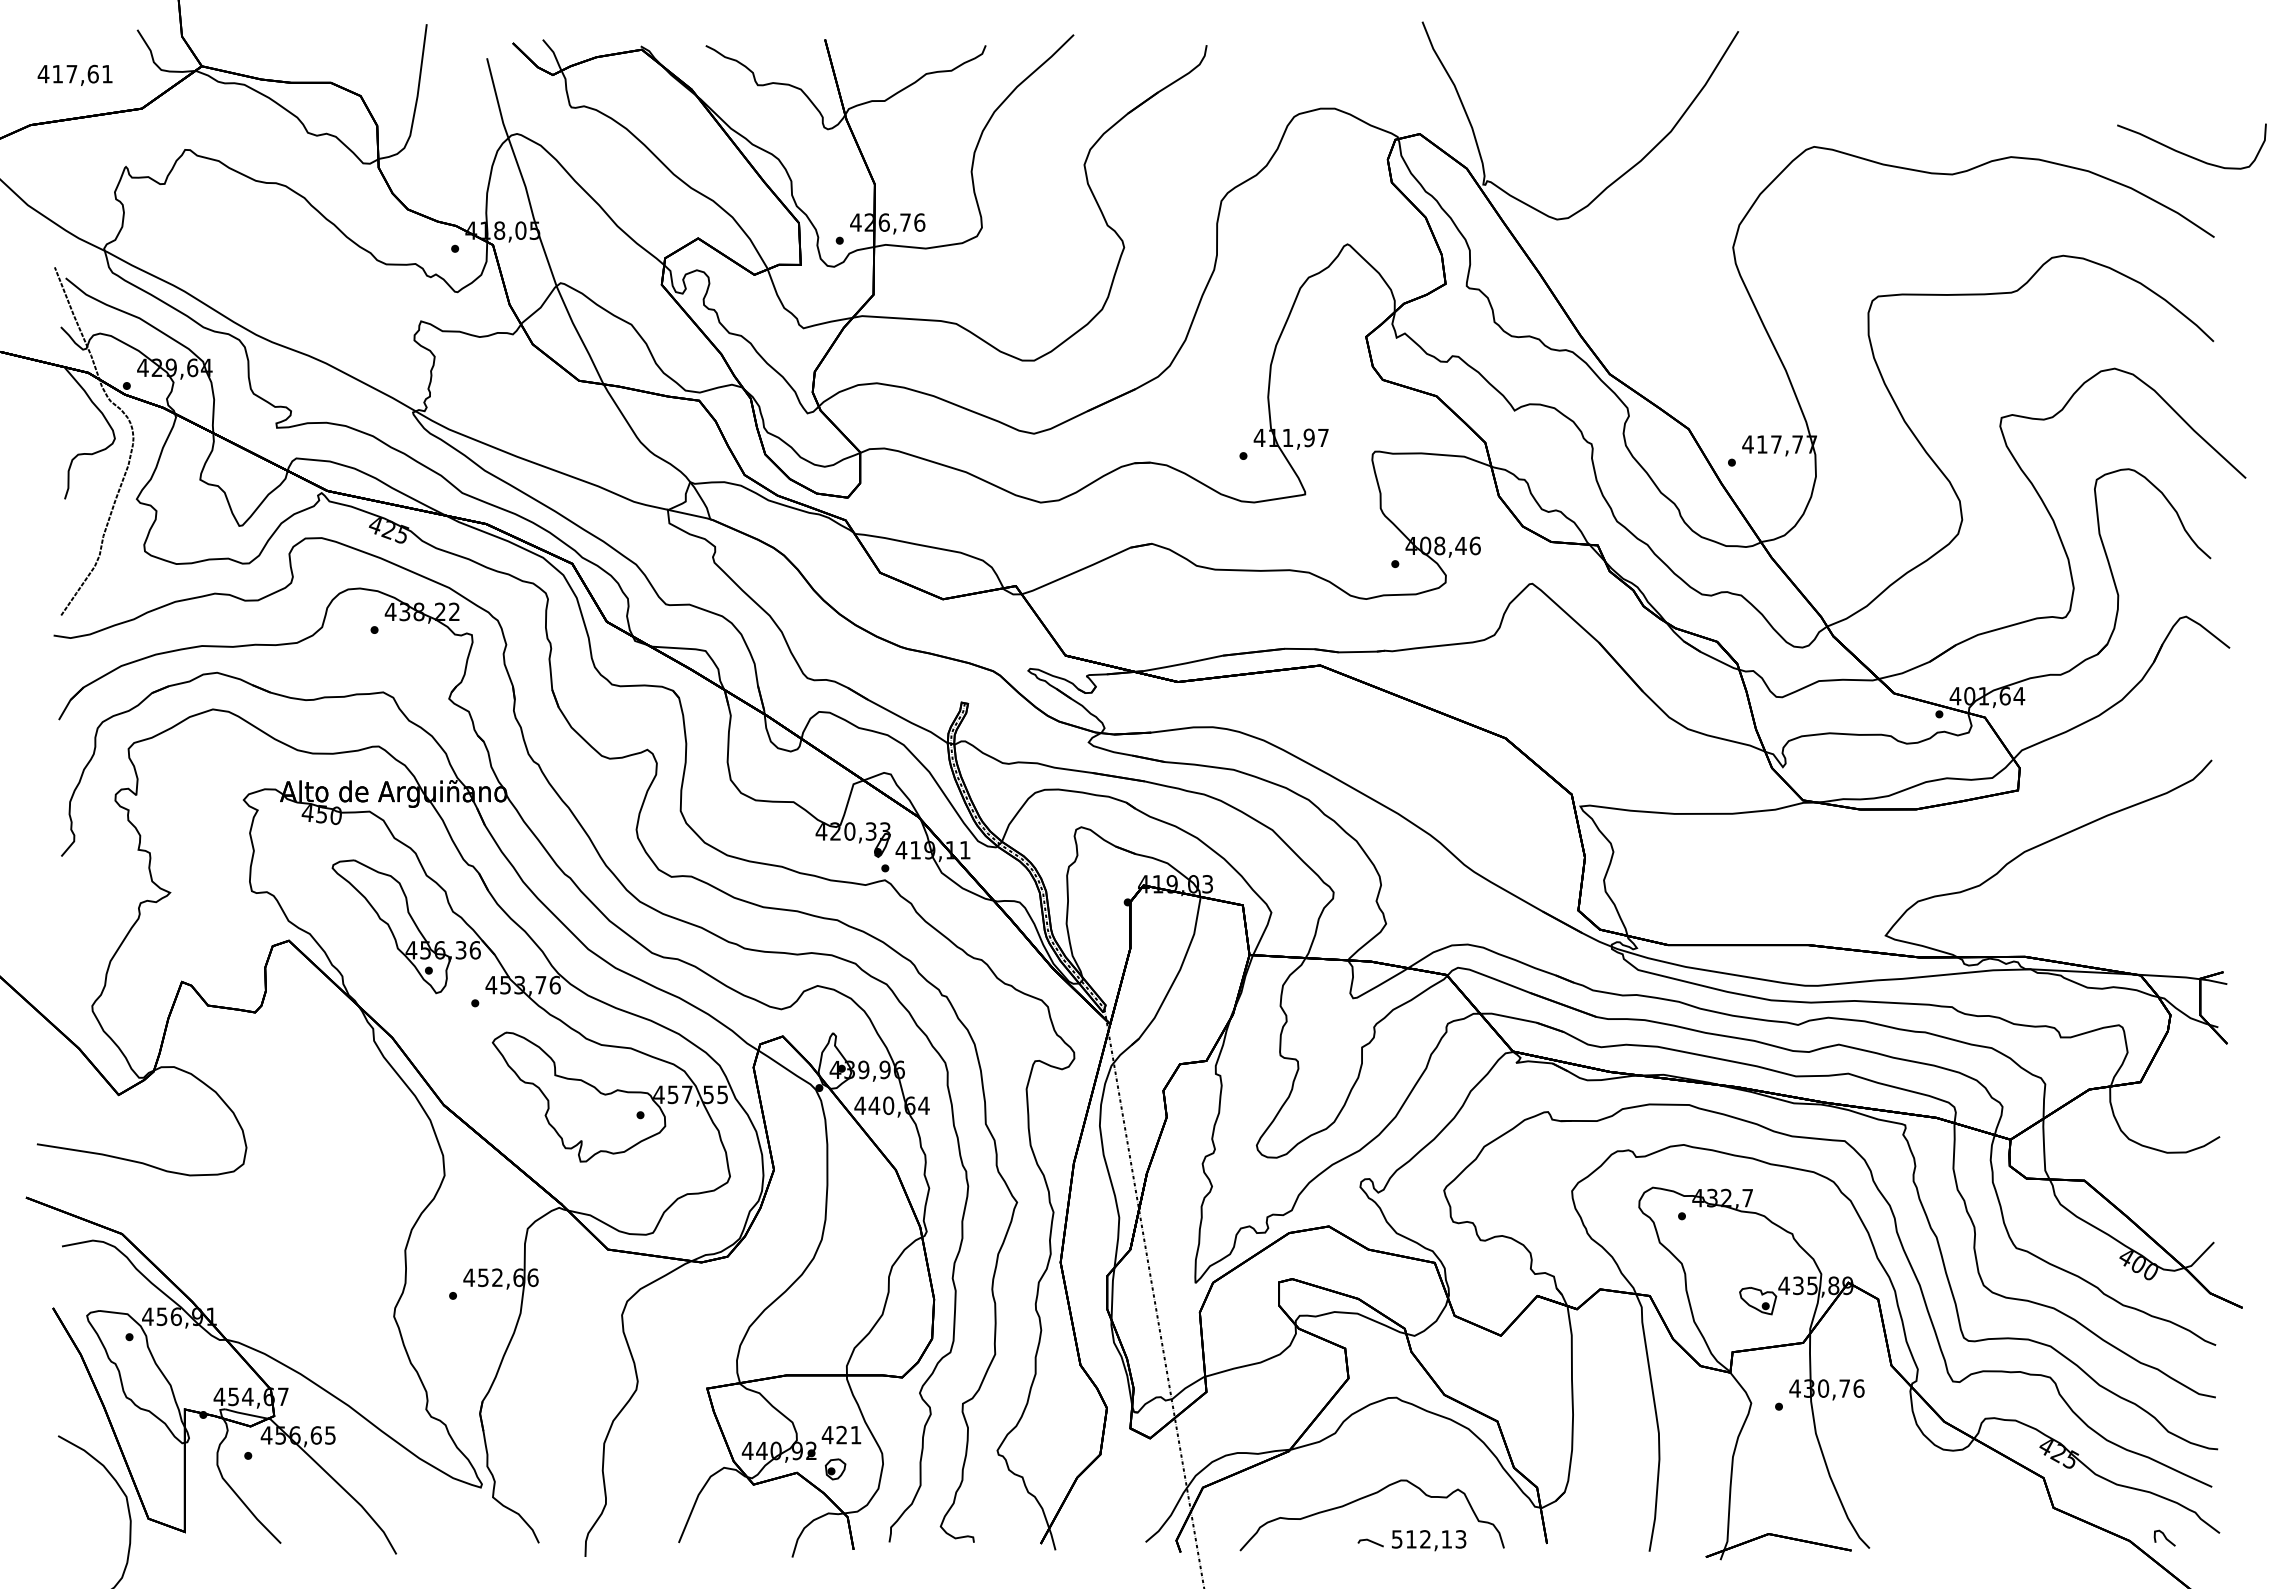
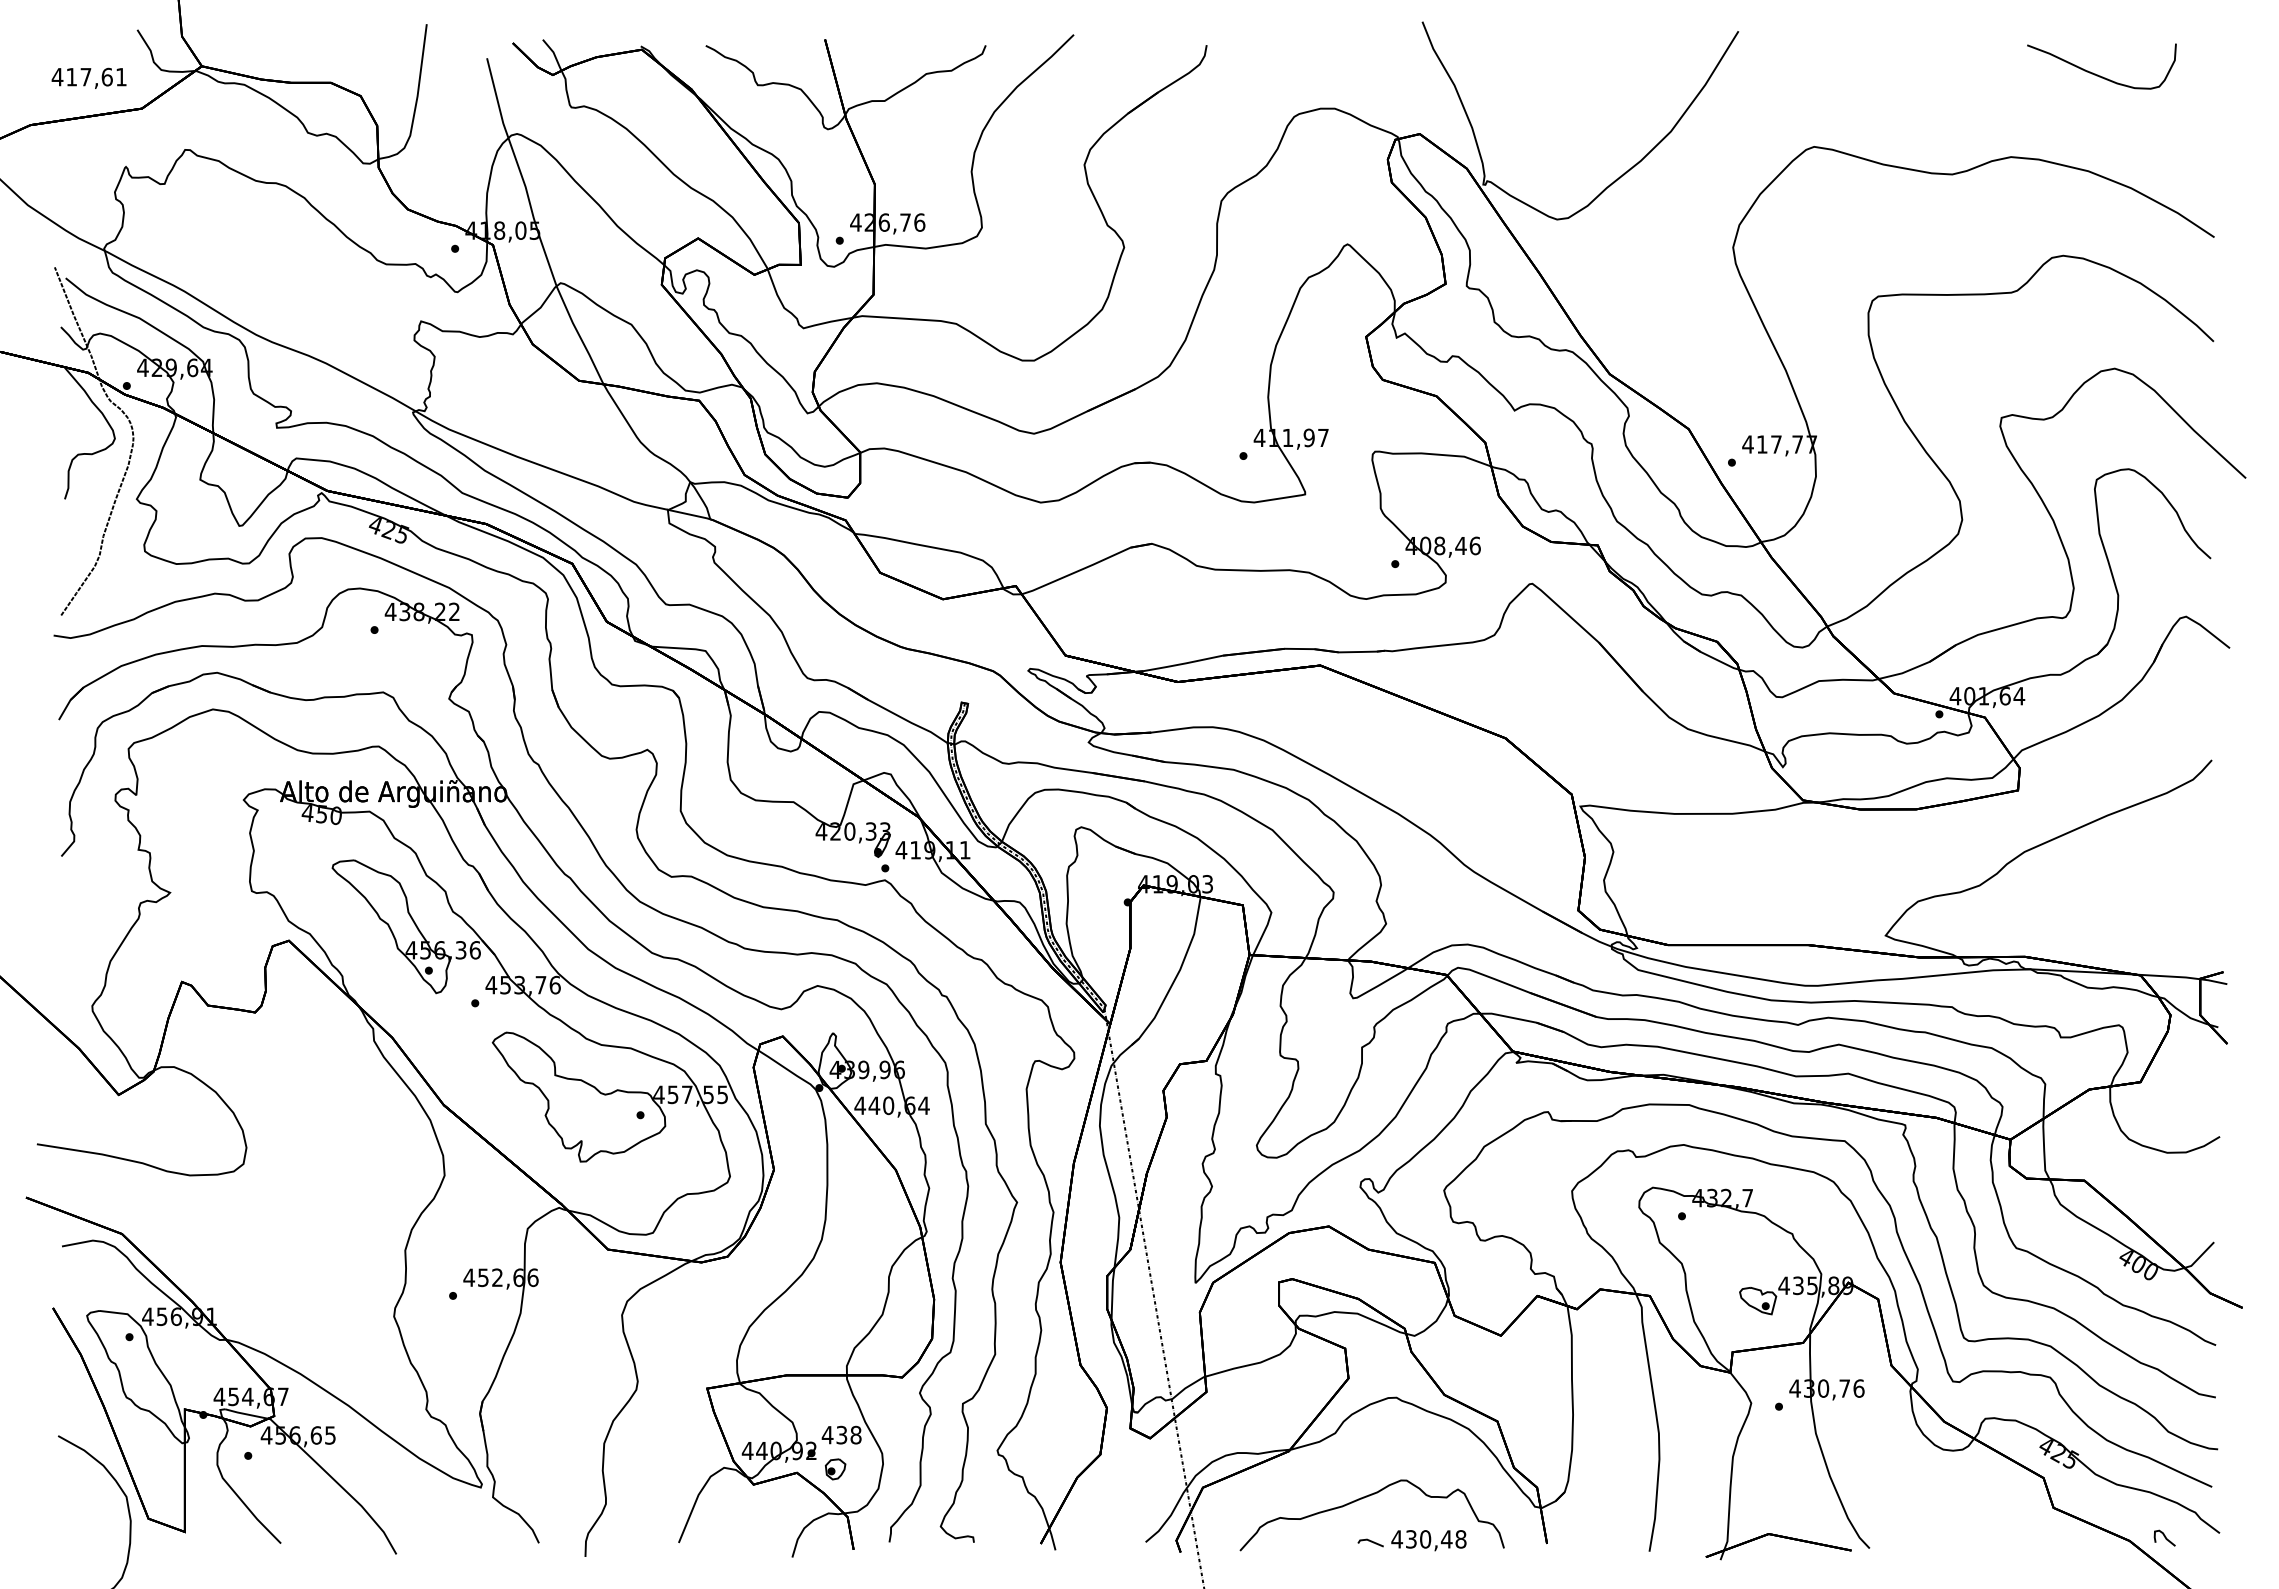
text position: (74, 74) -> (88, 77) (88, 77)
curve position: (2188, 154) -> (2098, 74) (2098, 74)
text: 421 -> 438 (848, 1434)
text: 512,13 -> 430,48 (1428, 1539)
